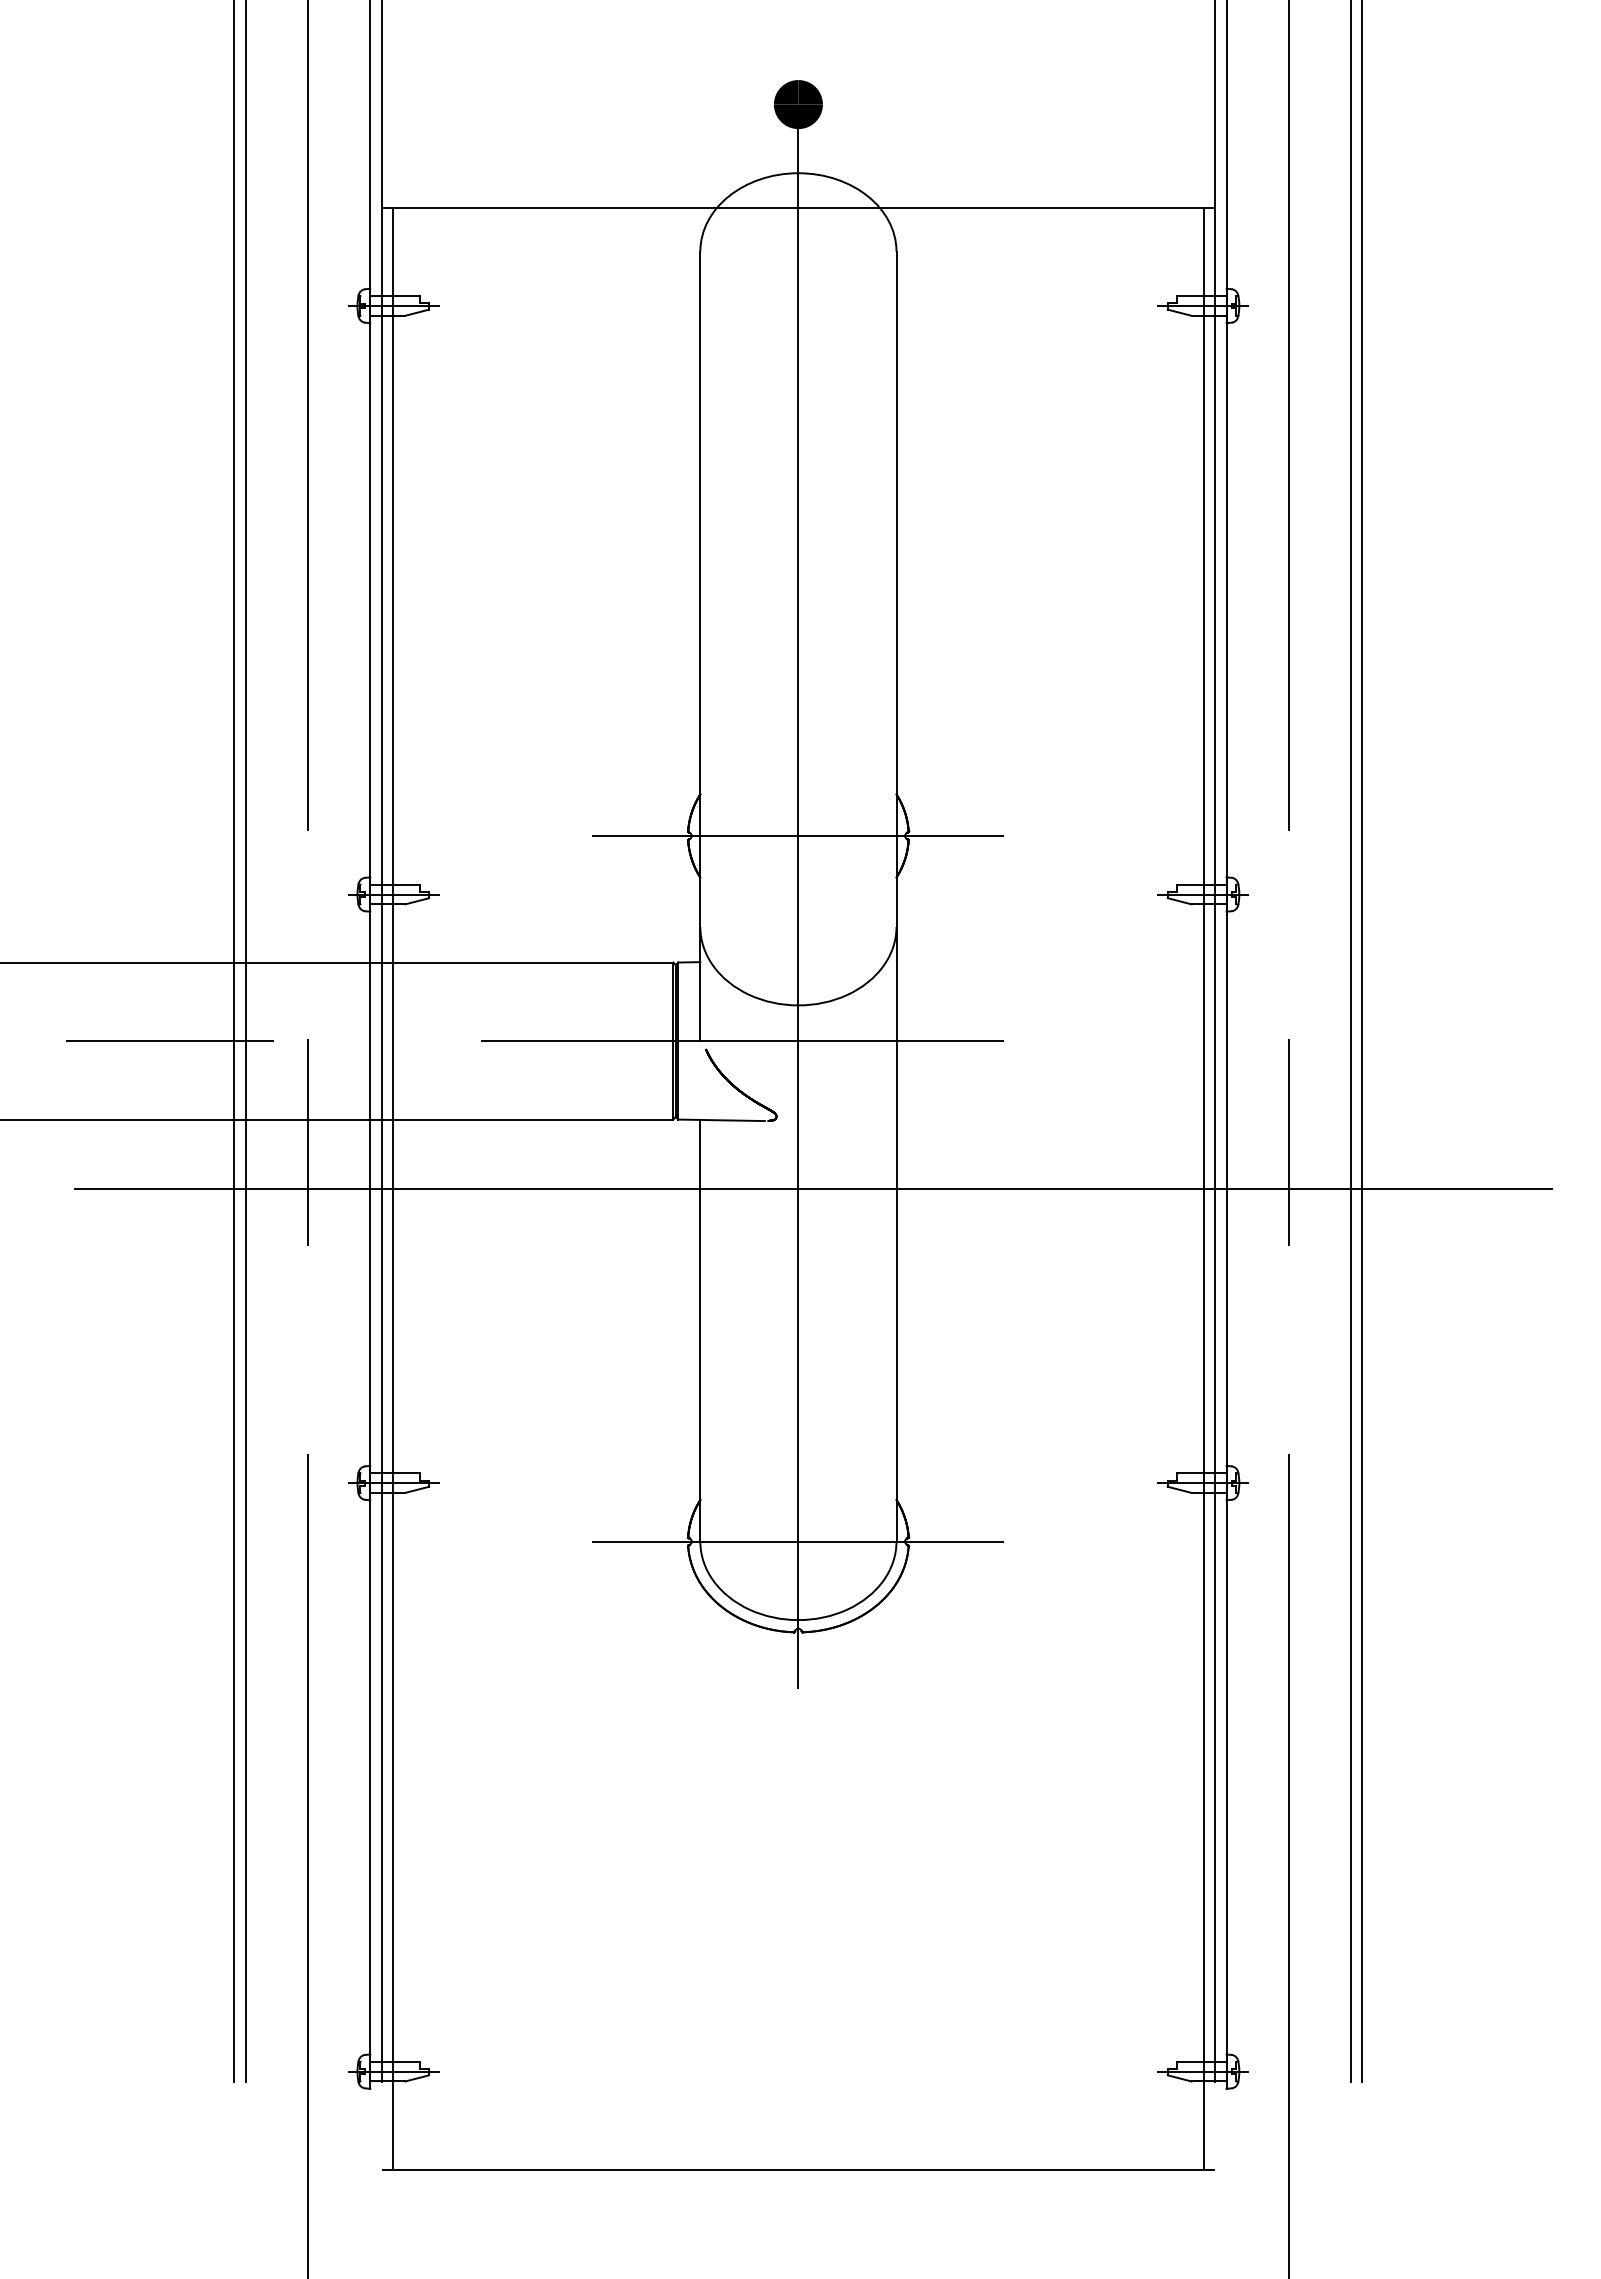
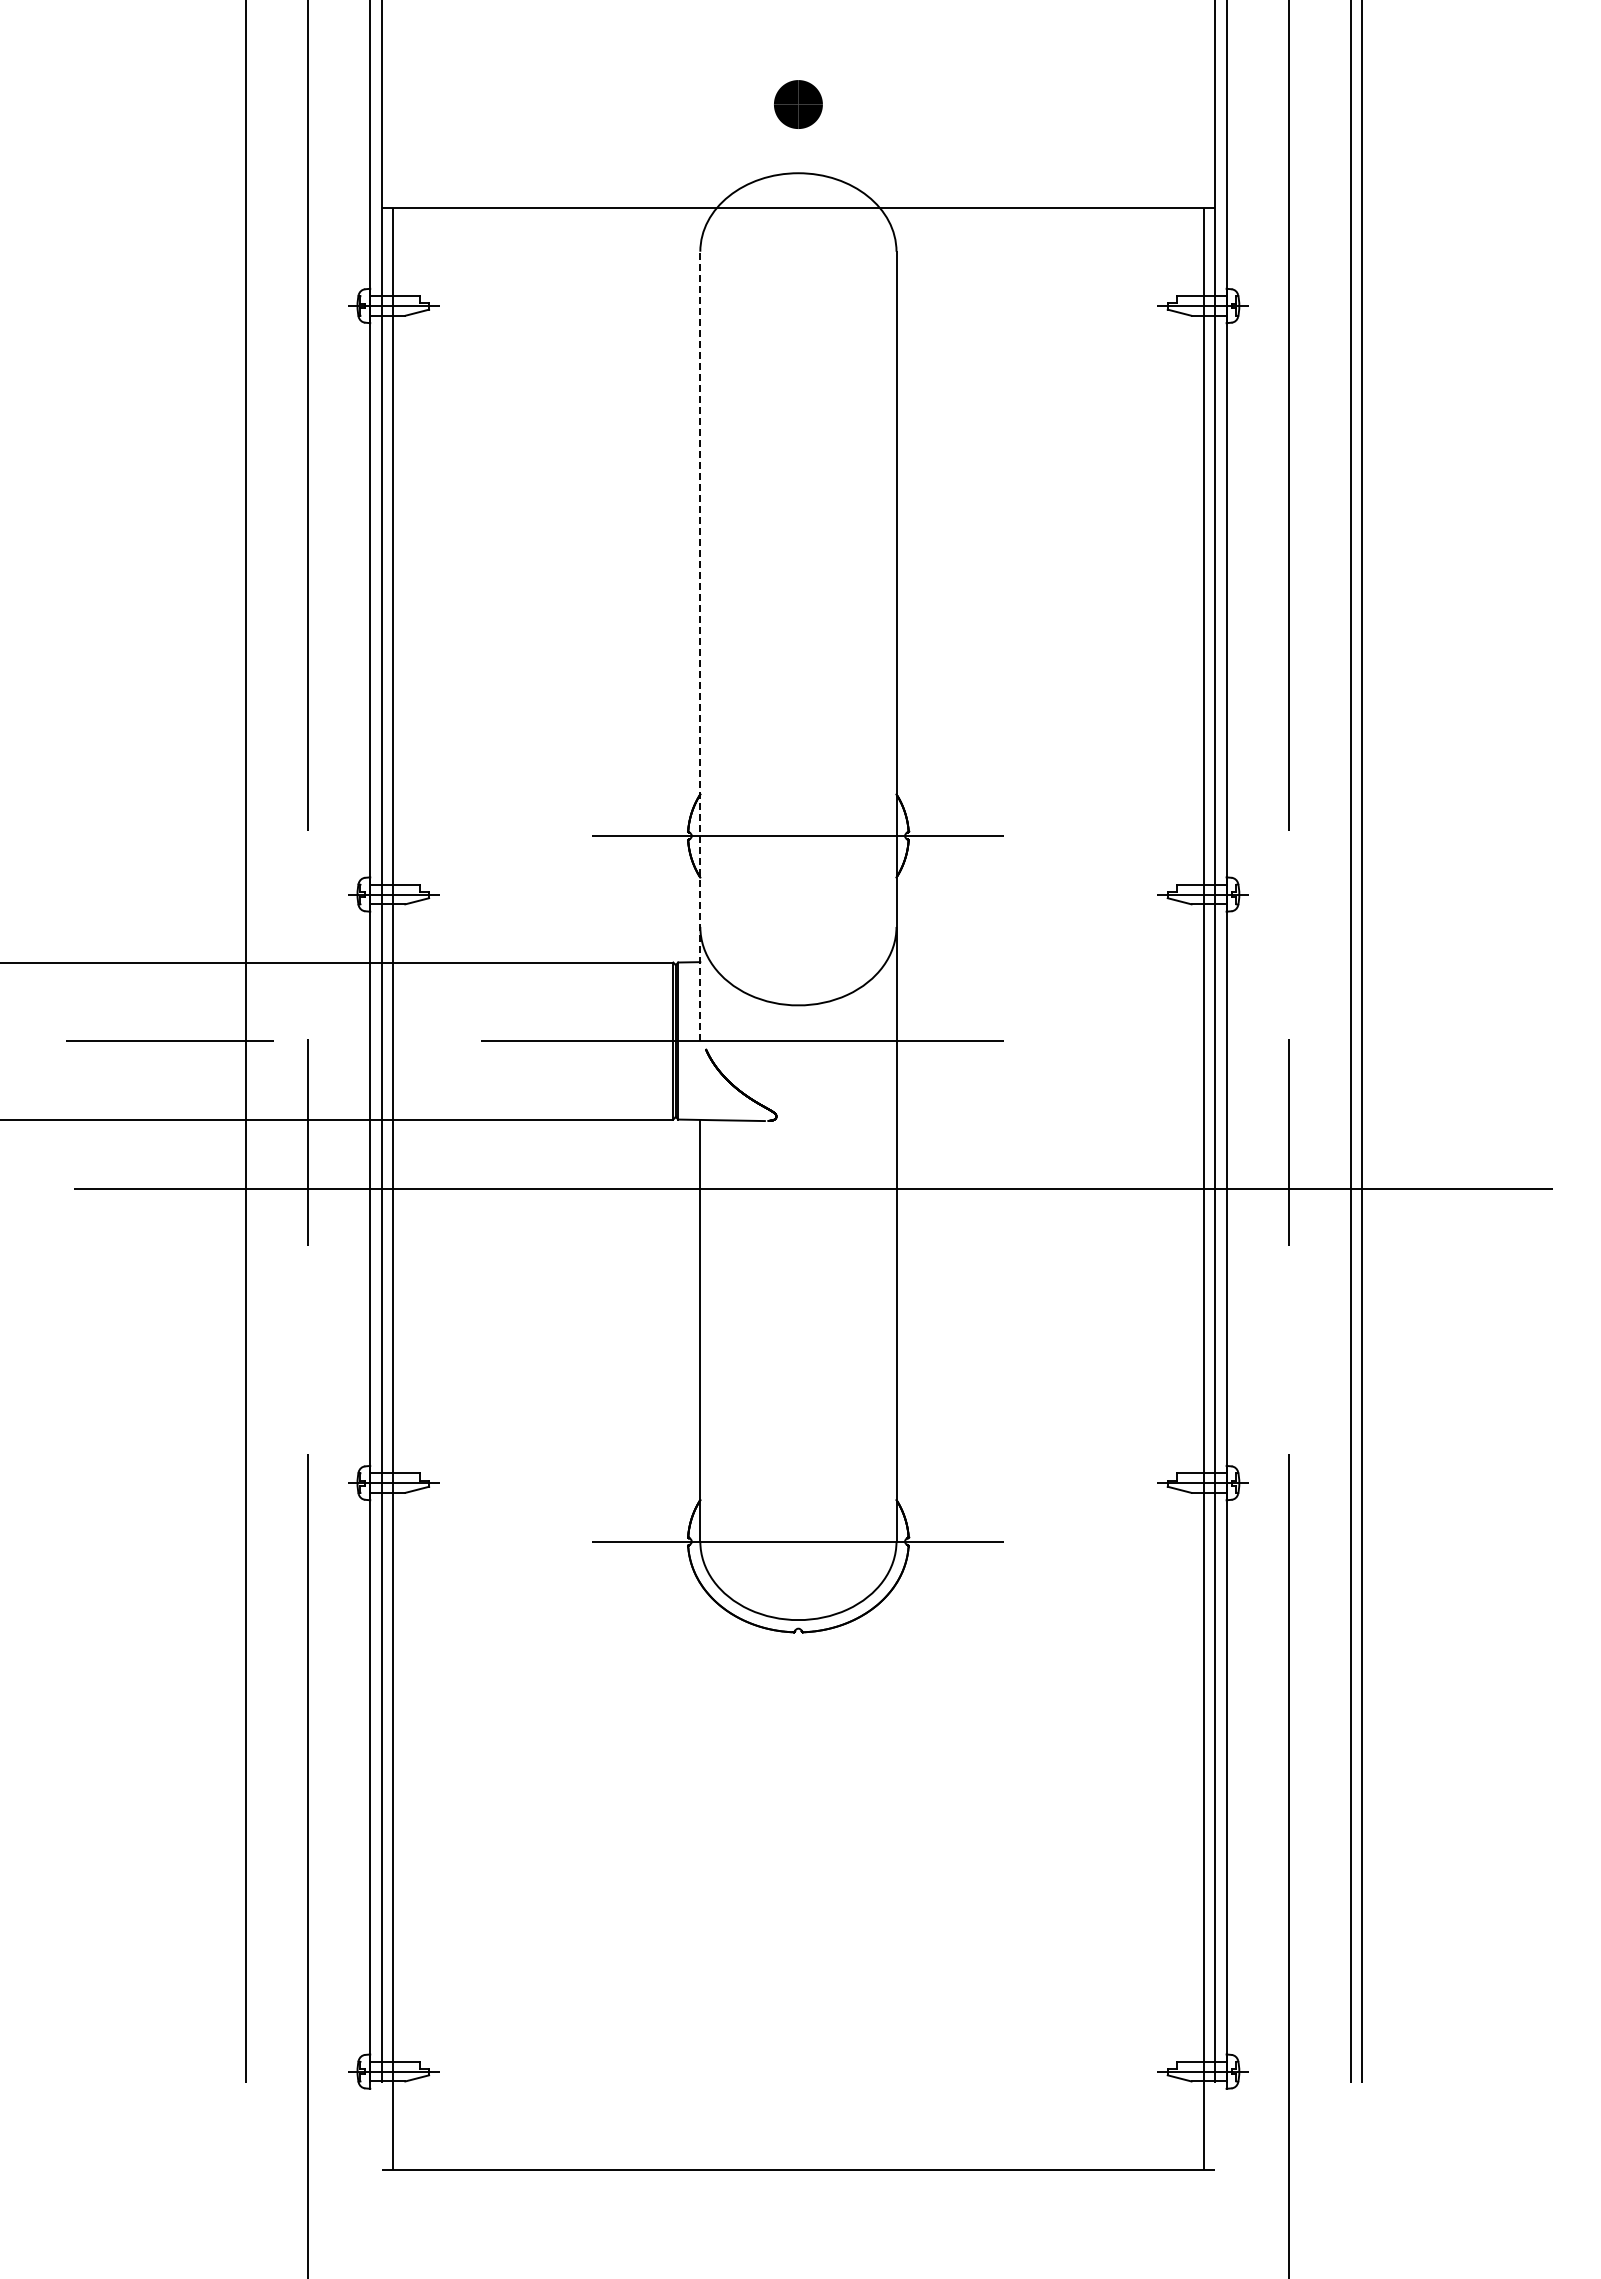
line: solid -> dashed (700, 646)
line: present -> none (798, 896)
line: present -> none (234, 1138)
